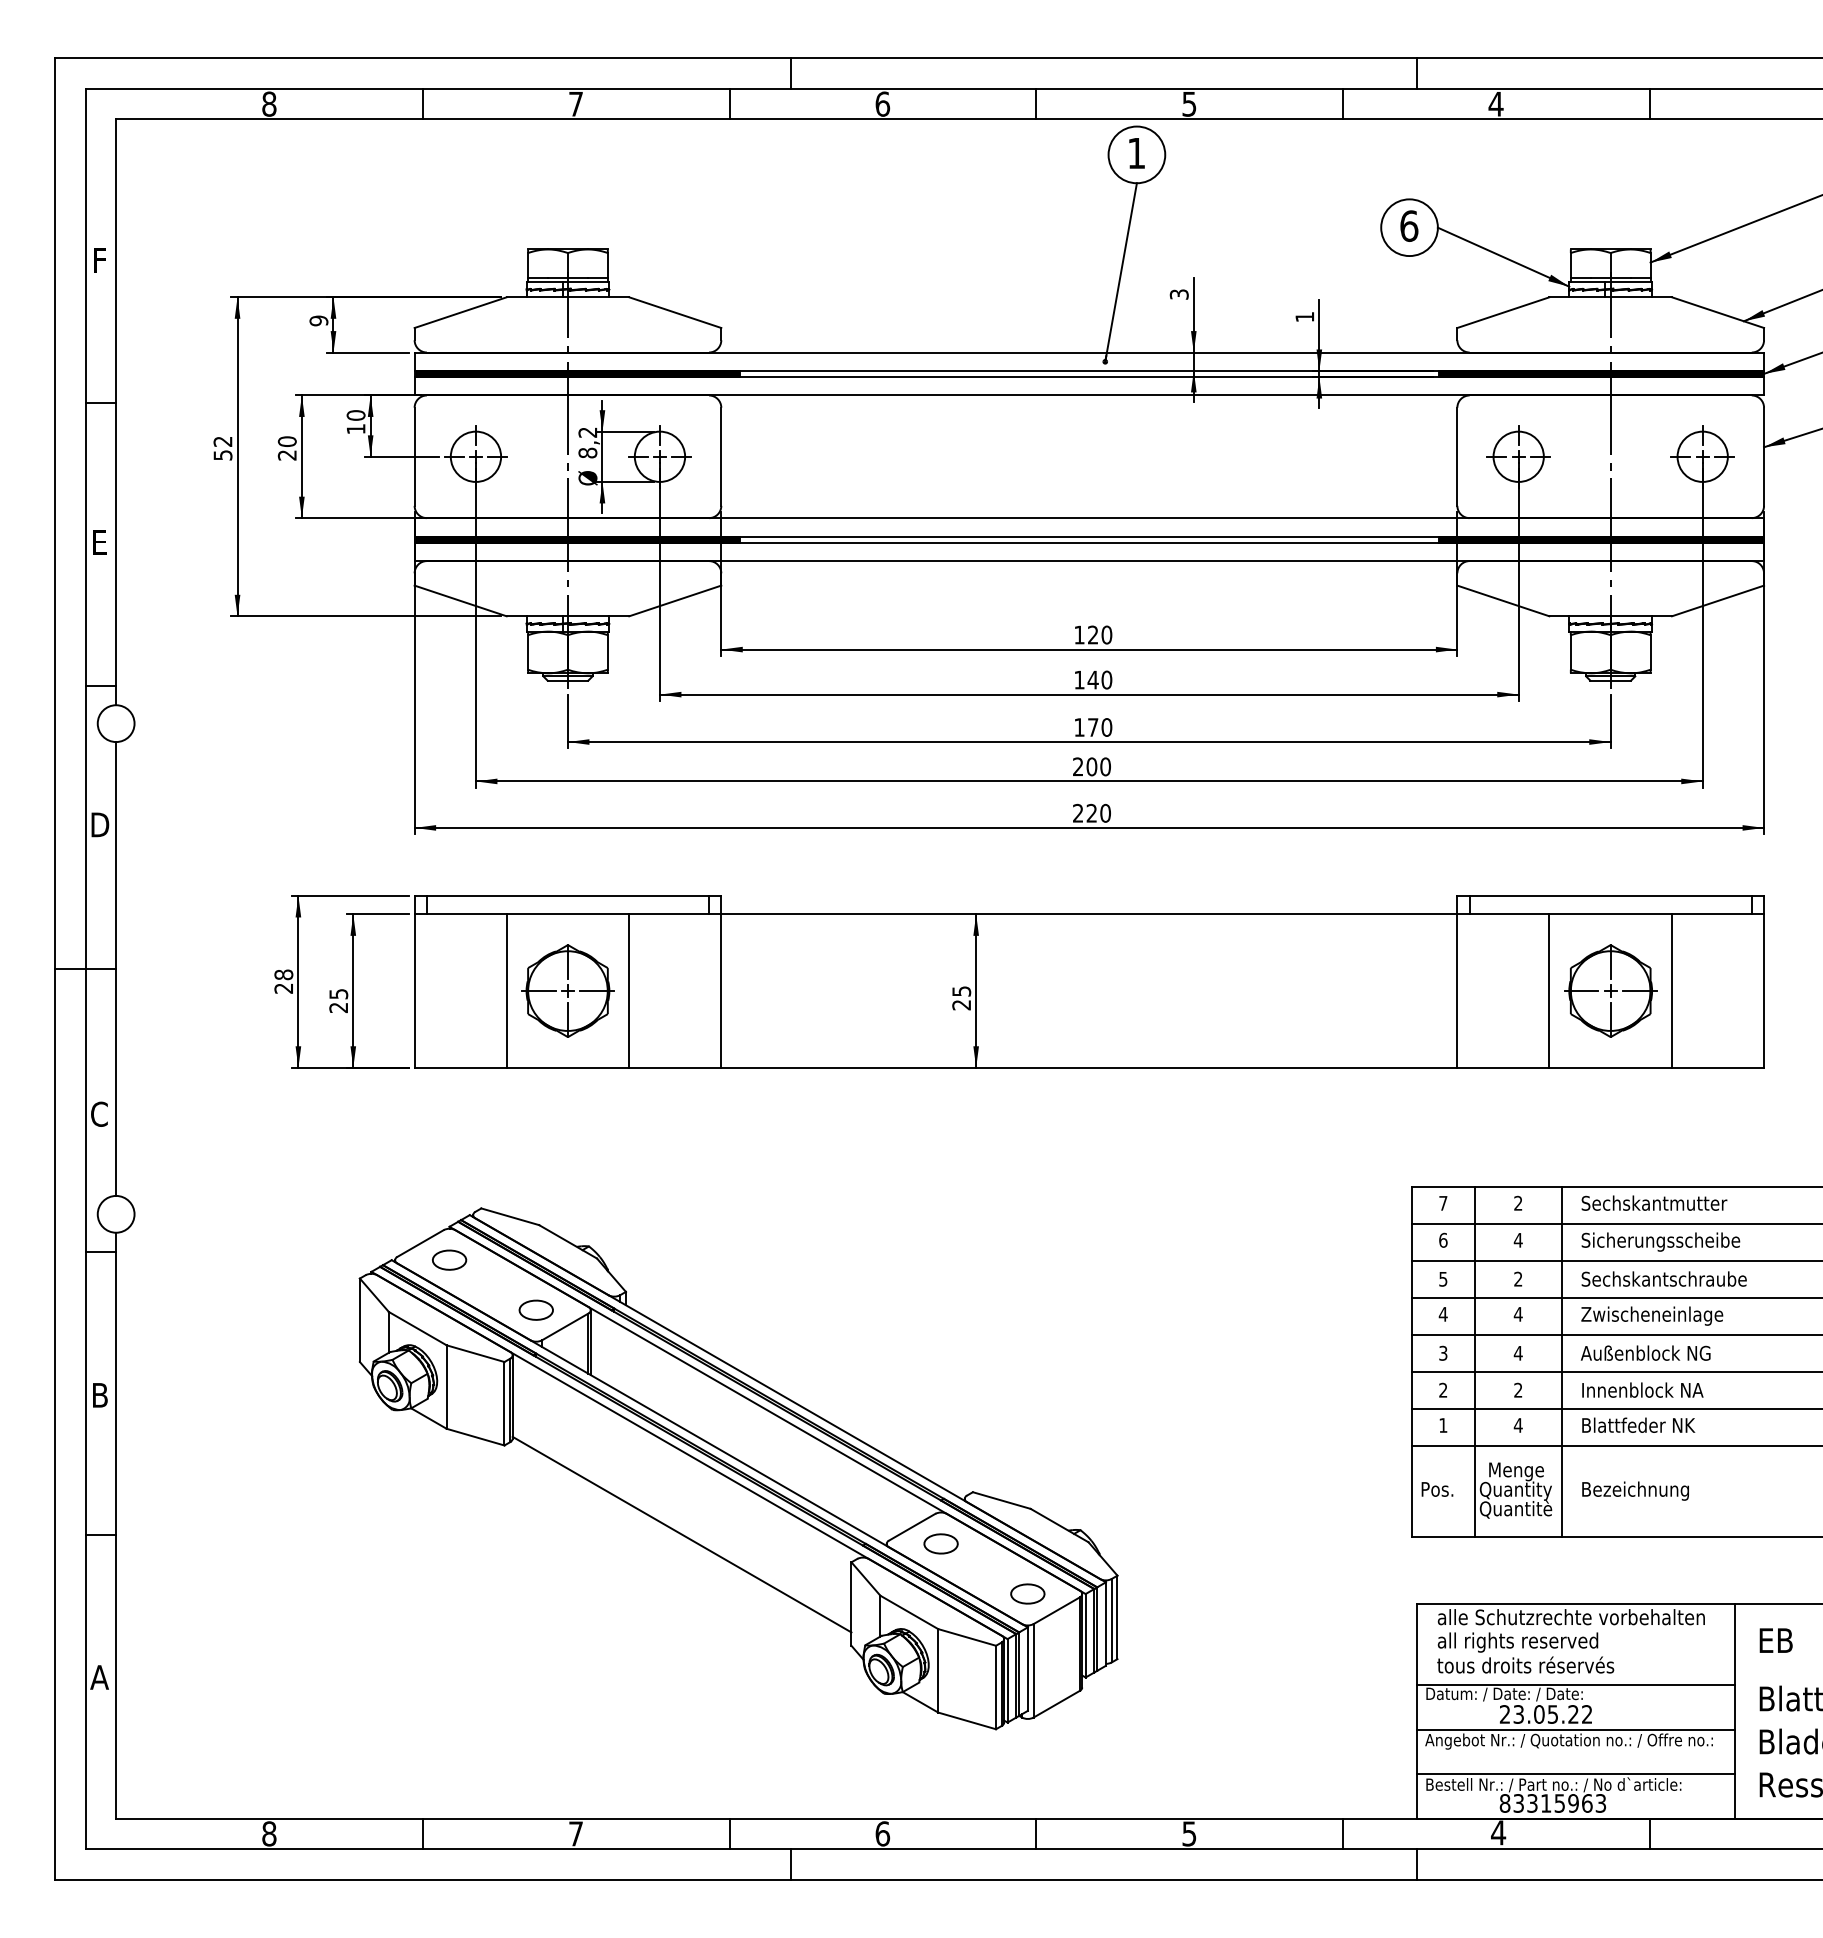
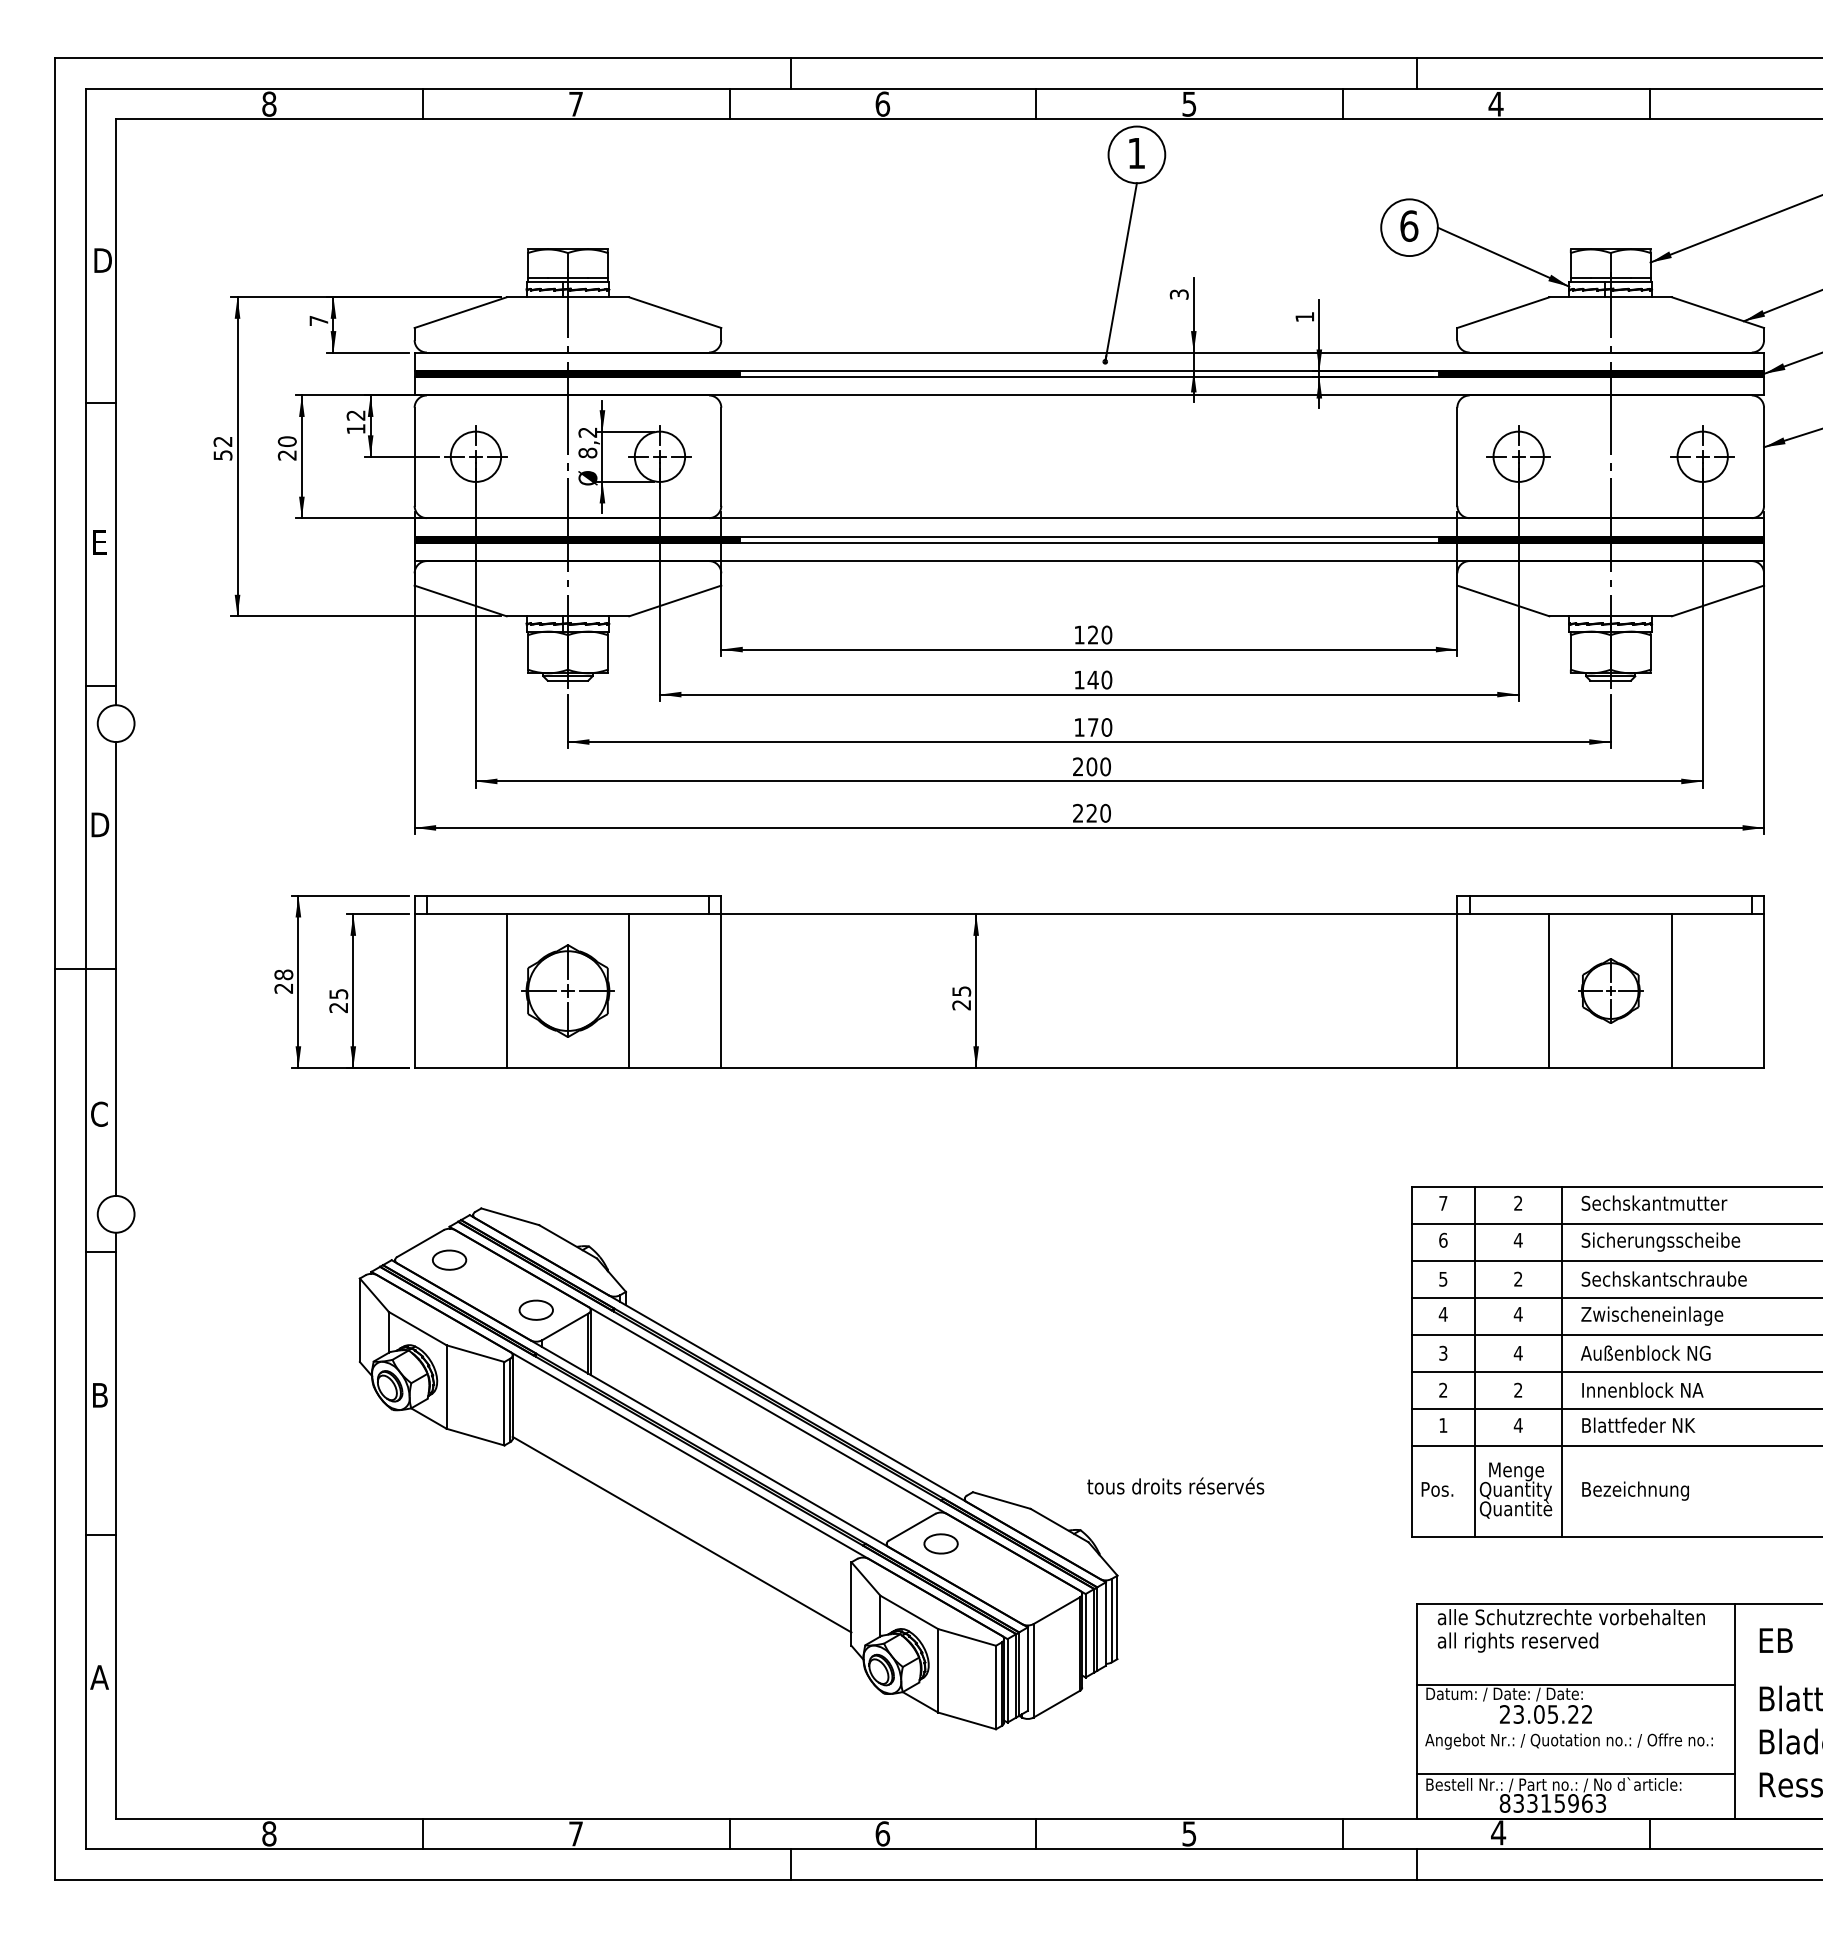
text: F -> D (102, 260)
text: 9 -> 7 (318, 320)
text: 10 -> 12 (355, 415)
part size: 94x94 px -> 66x66 px (1610, 990)
part: present -> none (1027, 1593)
text position: (1525, 1664) -> (1175, 1485) (1175, 1485)
line: present -> none (1575, 1729)
